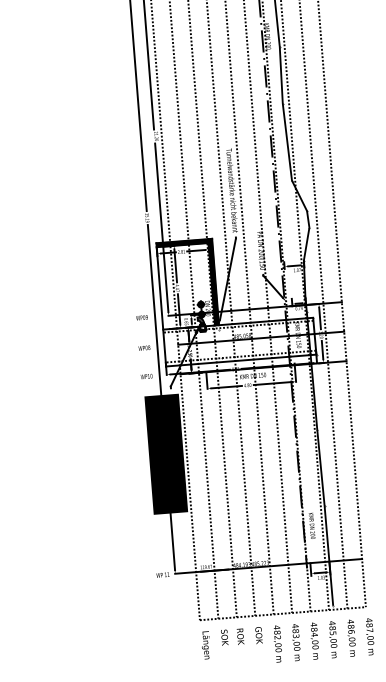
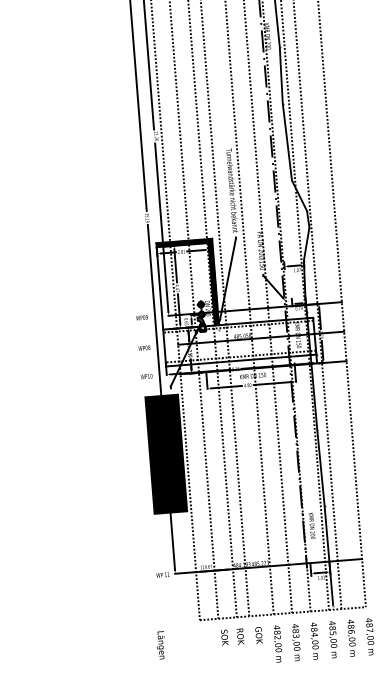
line position: (323, 305) -> (317, 305) (317, 305)
line position: (230, 308) -> (224, 308) (224, 308)
text position: (205, 645) -> (160, 645) (160, 645)
